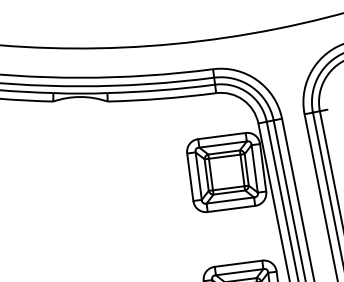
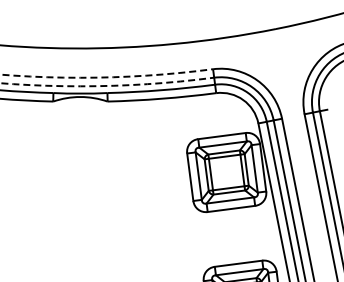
arc: solid -> dashed (106, 77)
arc: solid -> dashed (108, 85)
